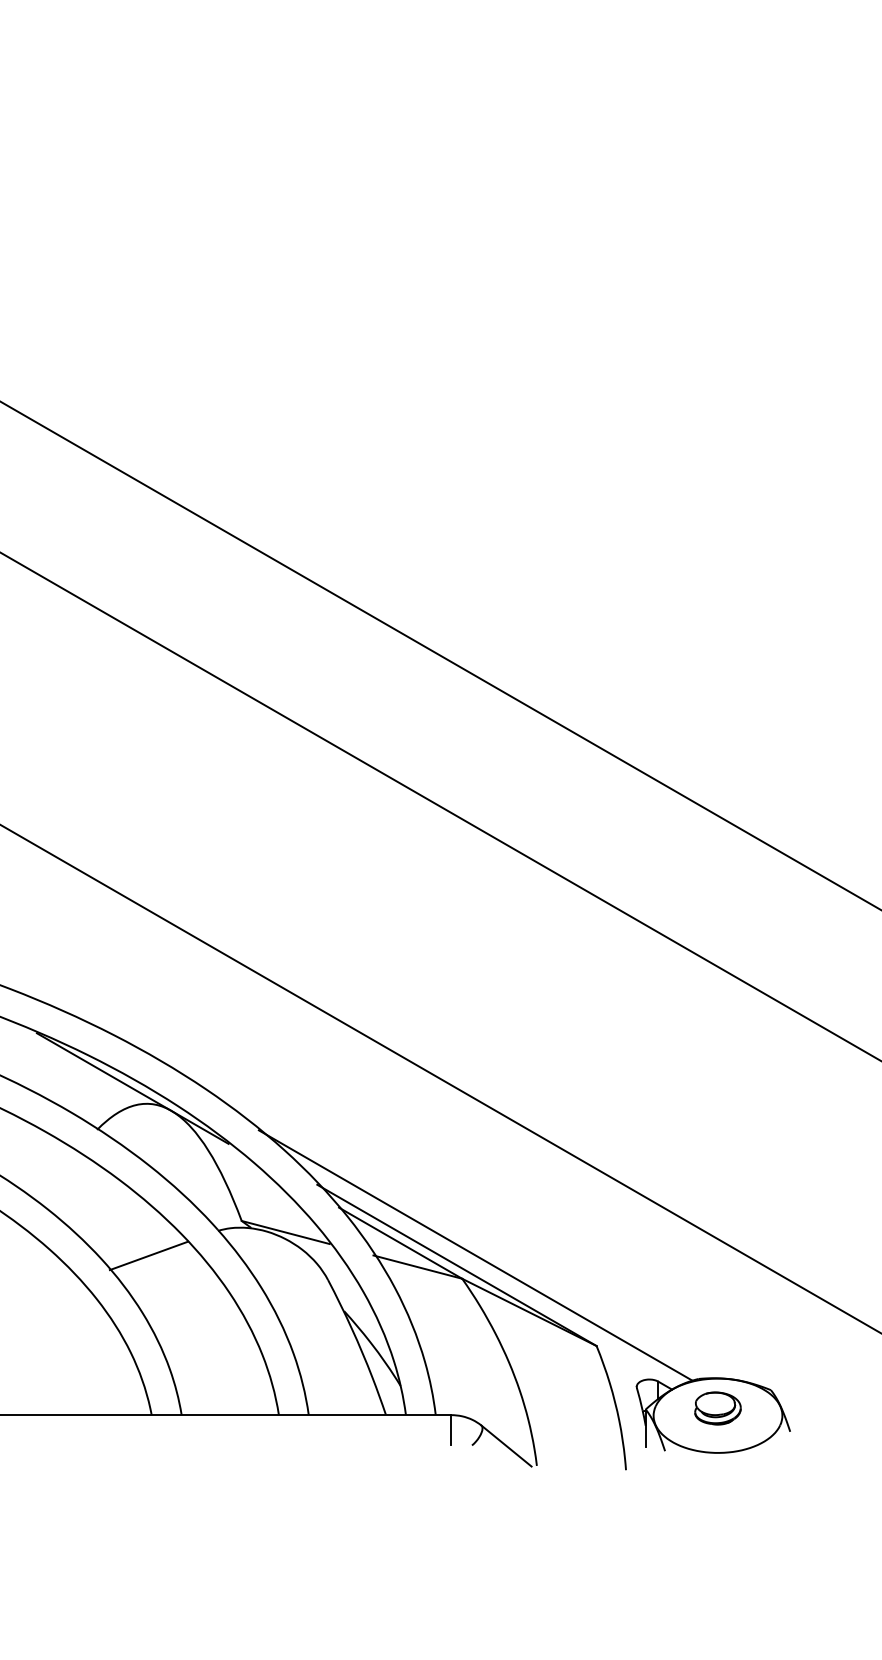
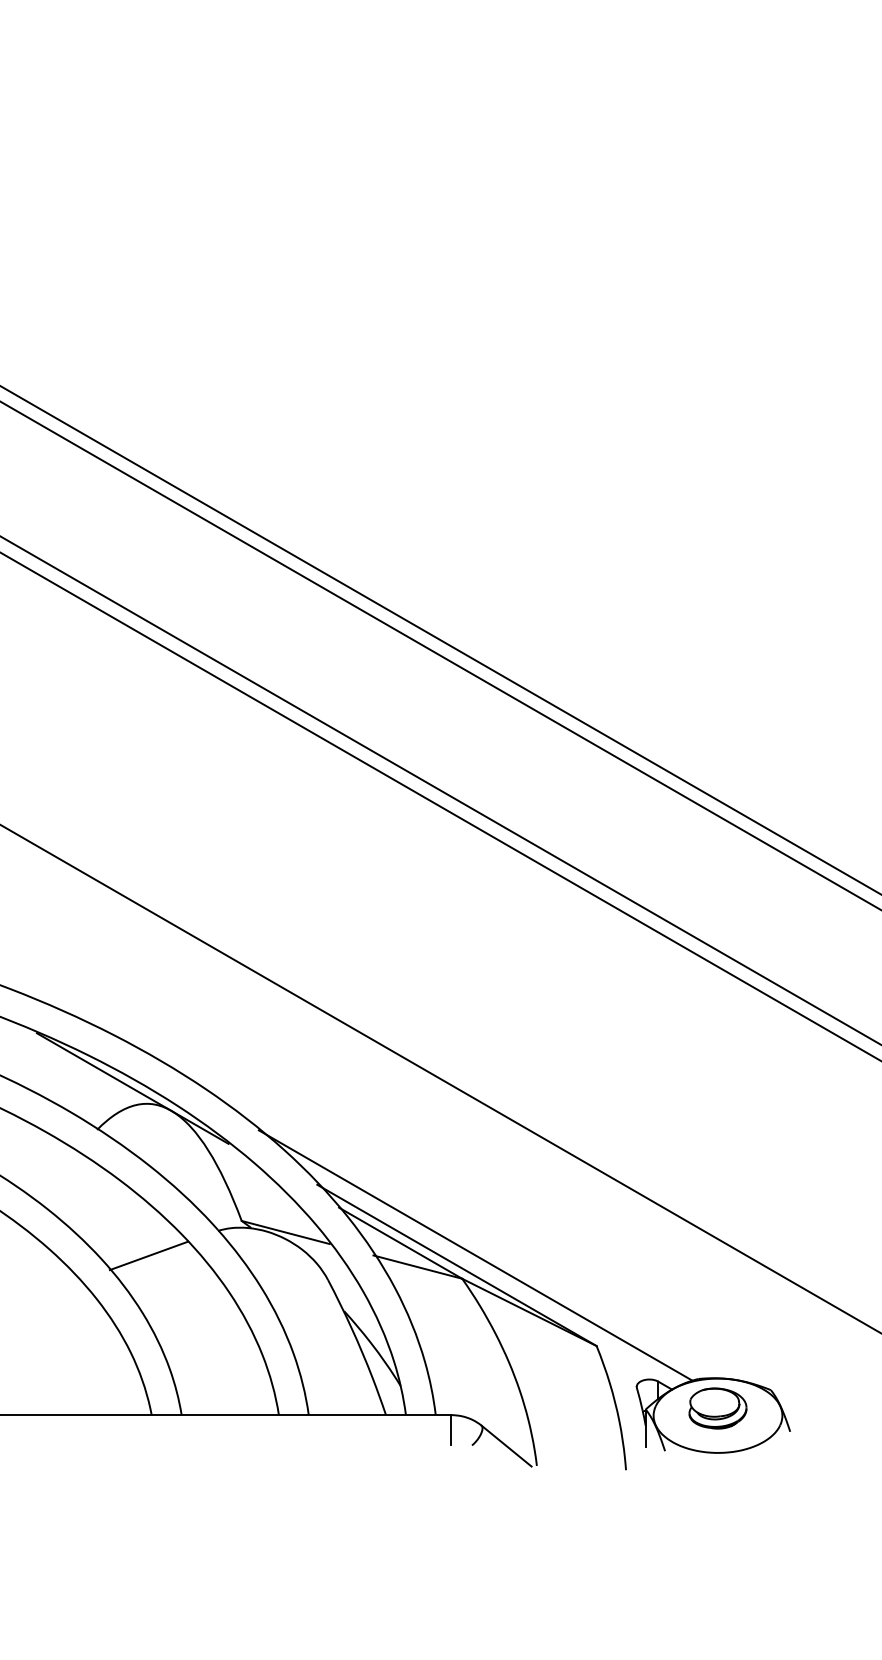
line: none -> present (440, 639)
line: none -> present (440, 790)
part size: 48x35 px -> 60x43 px (717, 1408)
